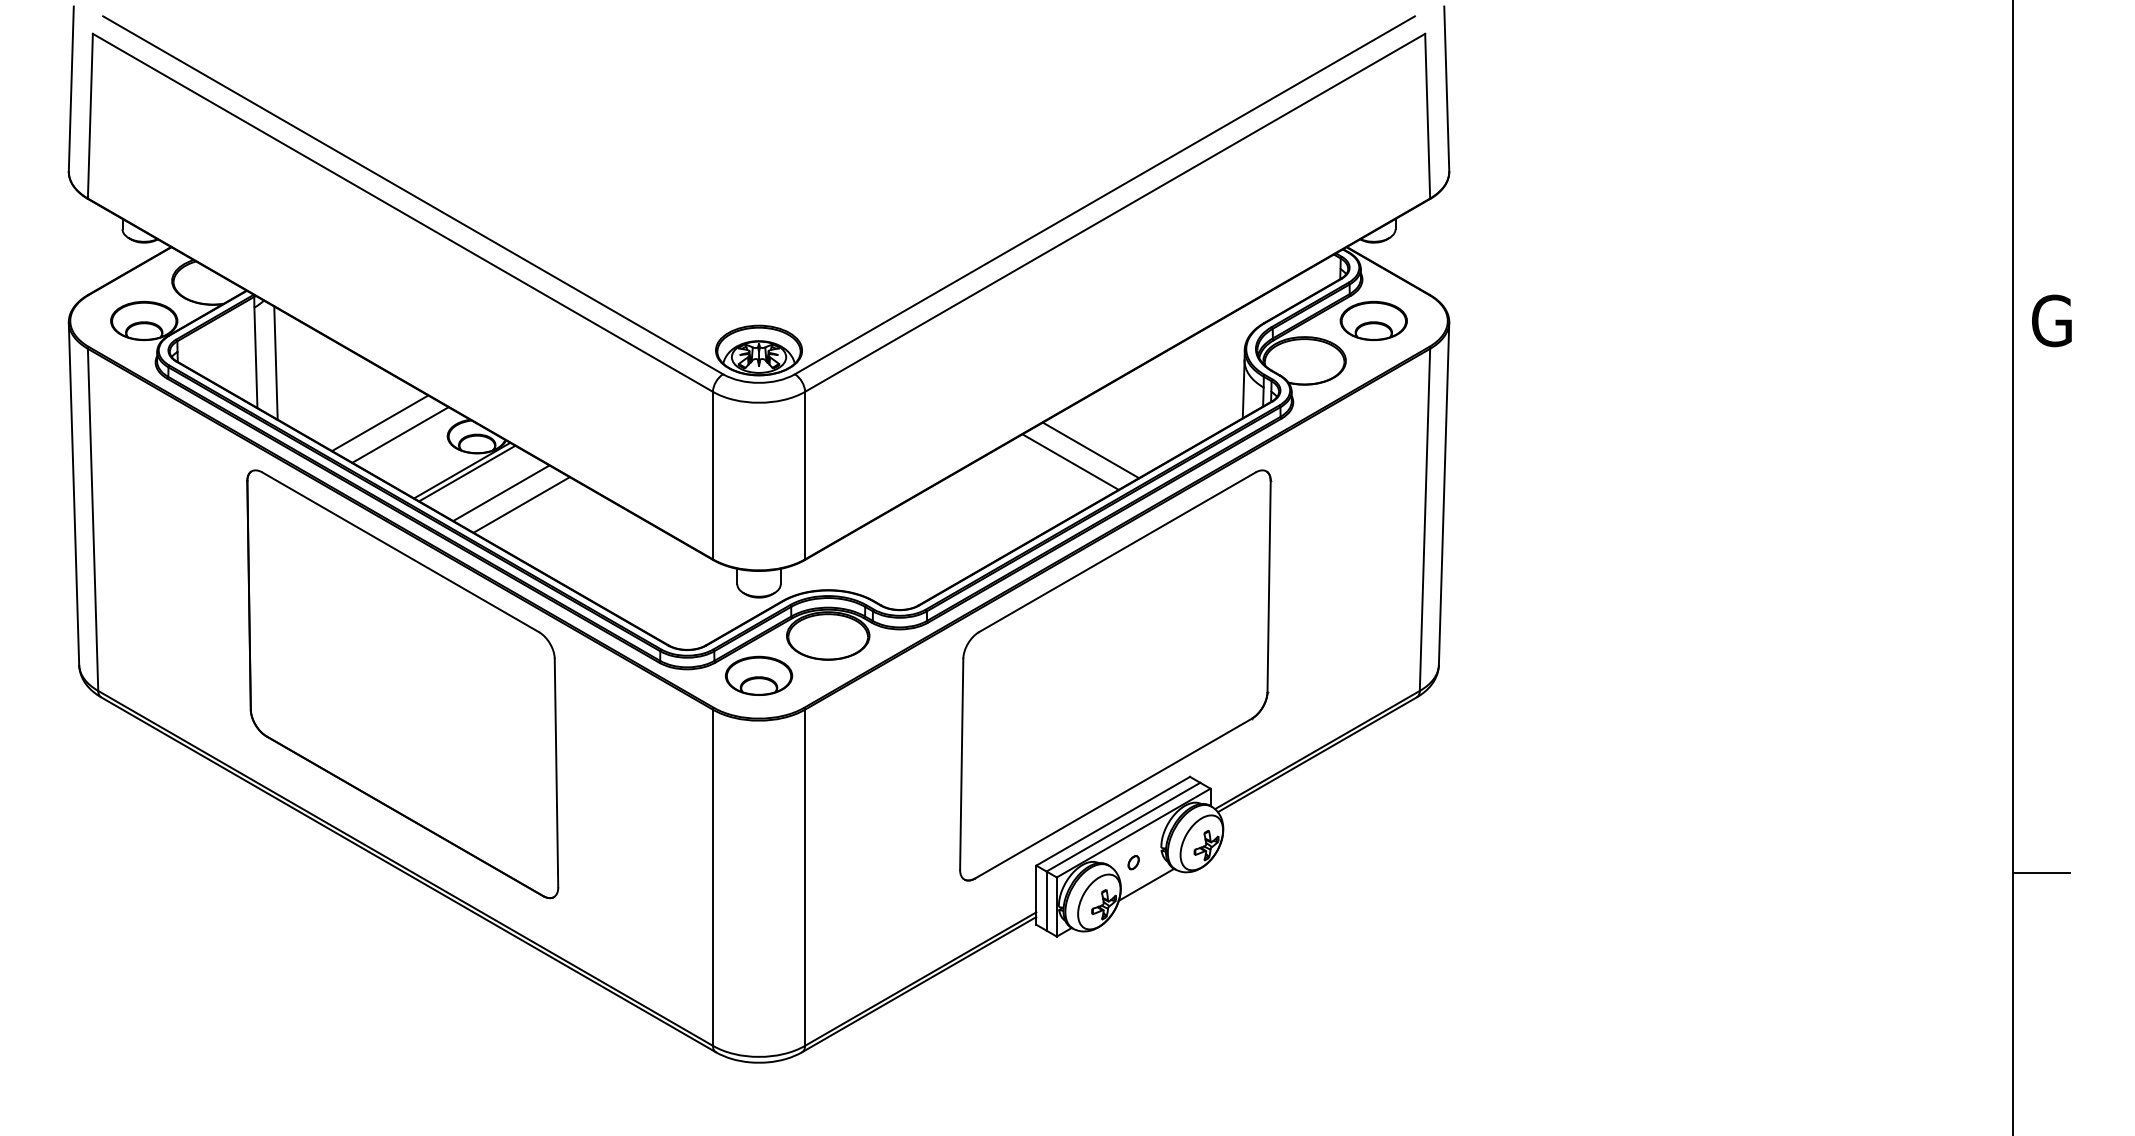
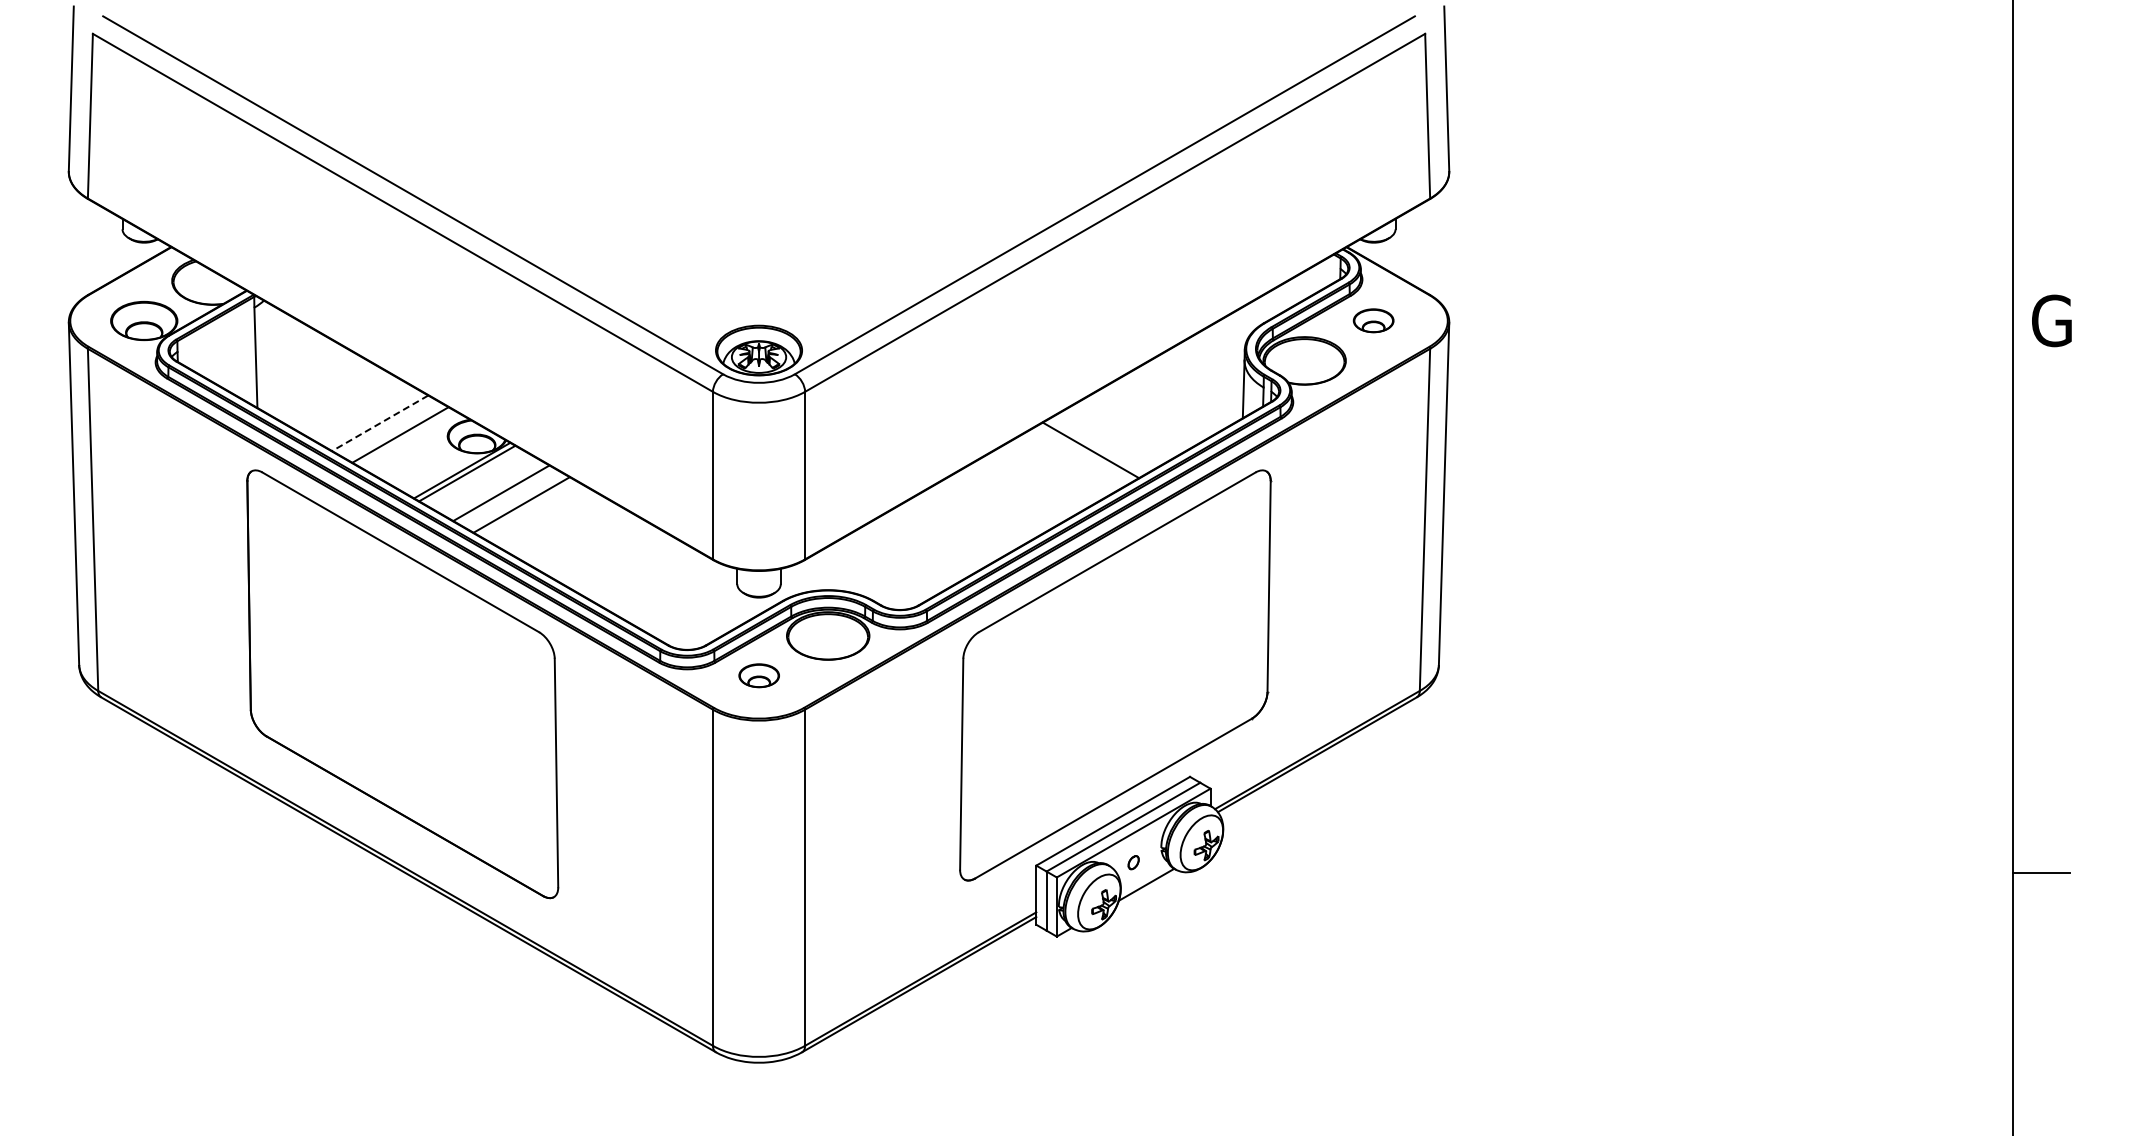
part size: 69x41 px -> 43x26 px (1373, 320)
line: present -> none (275, 362)
line: solid -> dashed (380, 423)
line: present -> none (1070, 461)
part size: 69x41 px -> 42x26 px (758, 675)
